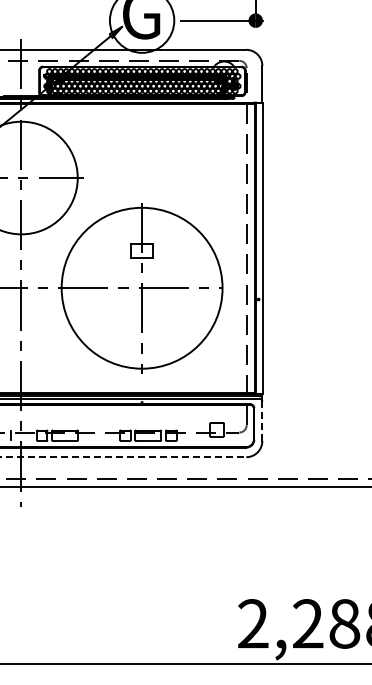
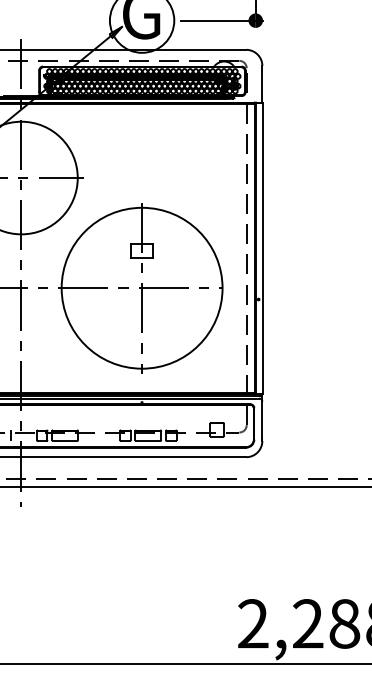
line: dashed -> solid (262, 421)
line: dashed -> solid (123, 457)
